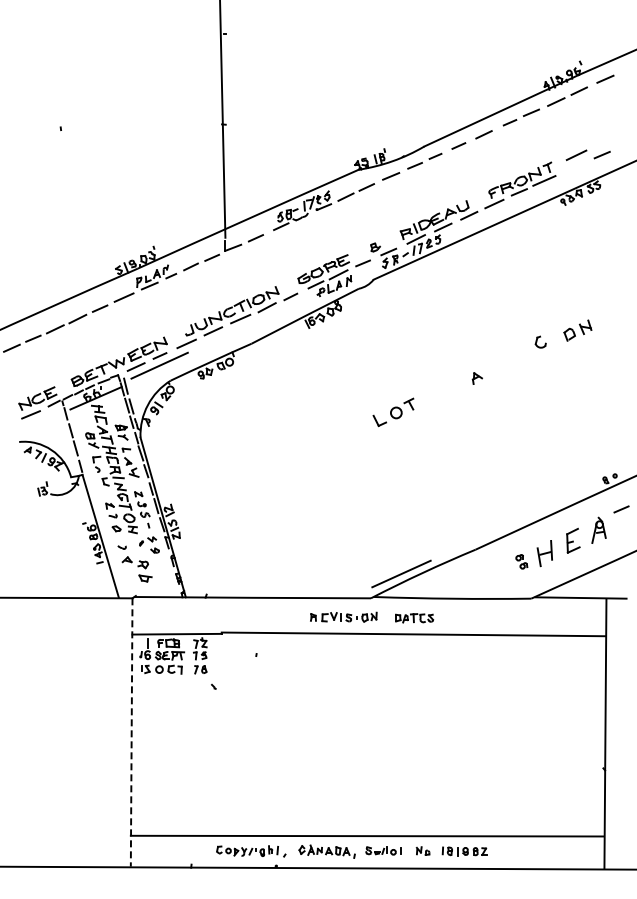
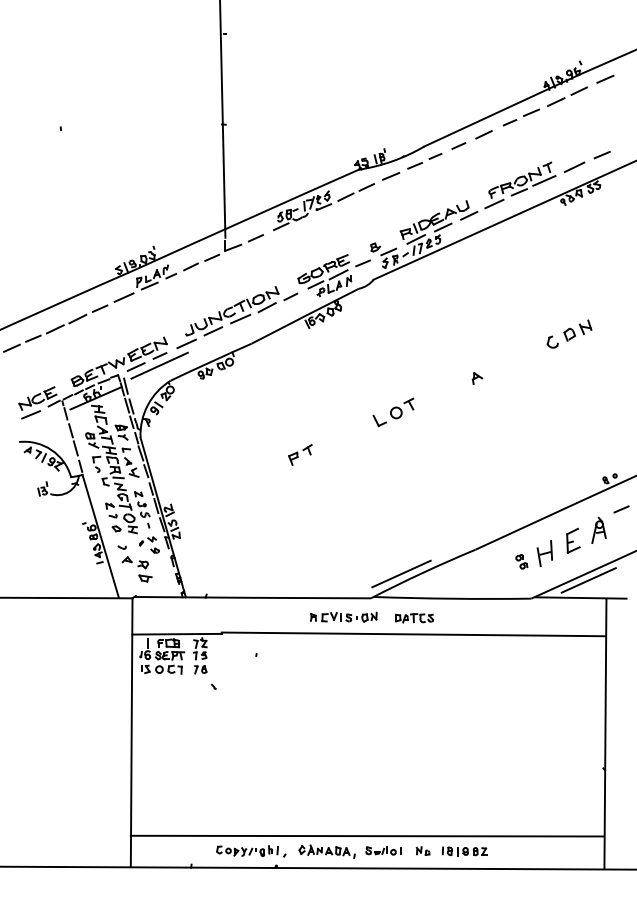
line position: (576, 155) -> (574, 167) (574, 167)
part position: (540, 341) -> (552, 341) (552, 341)
part: none -> present (300, 454)
line: none -> present (588, 580)
line: dashed -> solid (131, 732)
